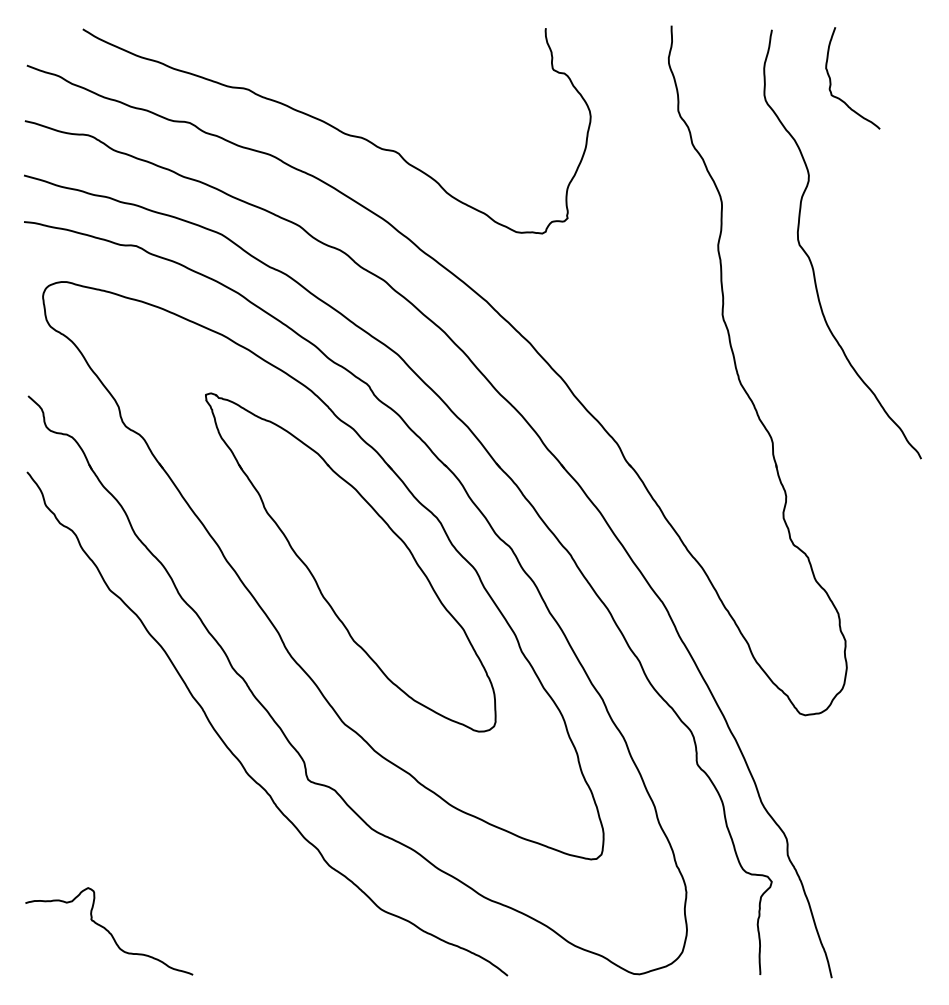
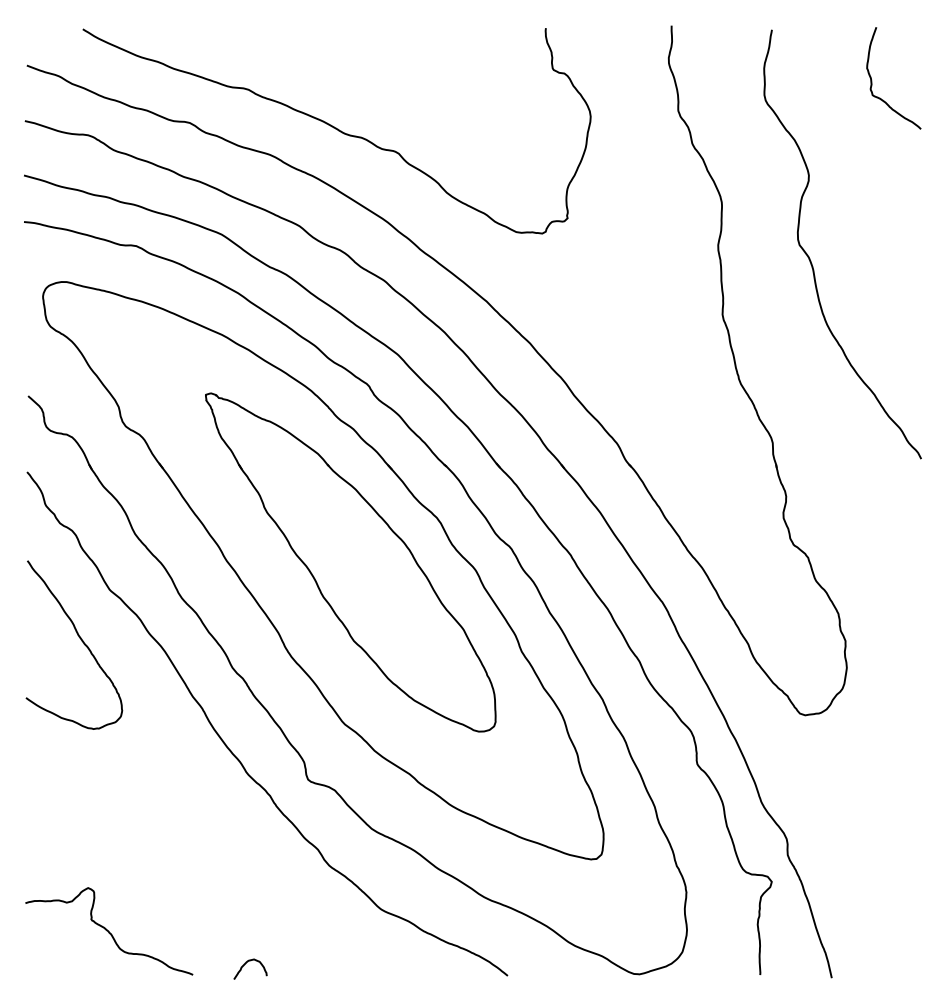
curve position: (831, 80) -> (872, 80) (872, 80)
curve: none -> present (81, 641)
curve: none -> present (246, 963)
